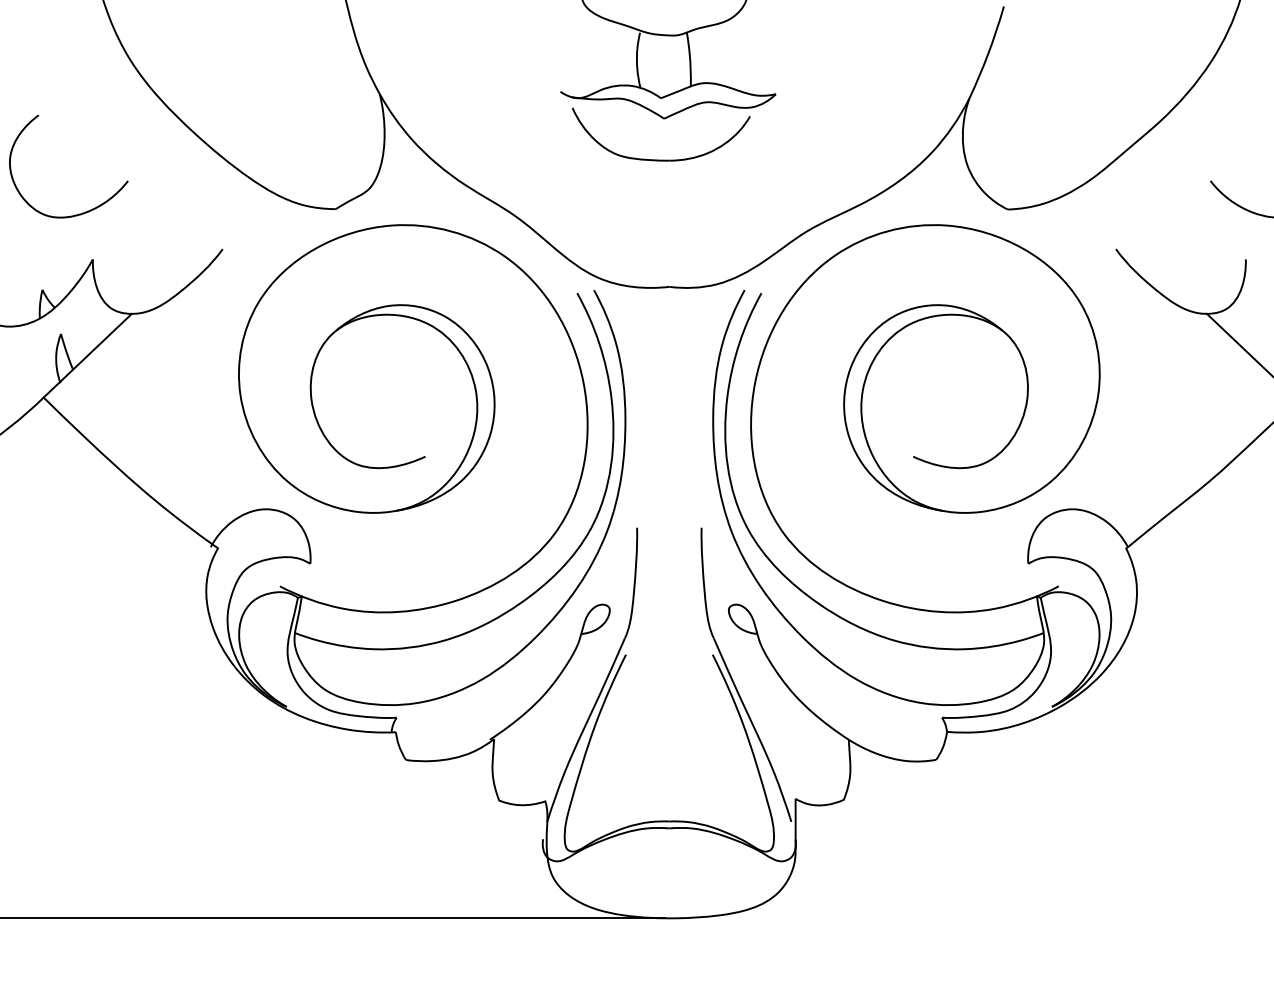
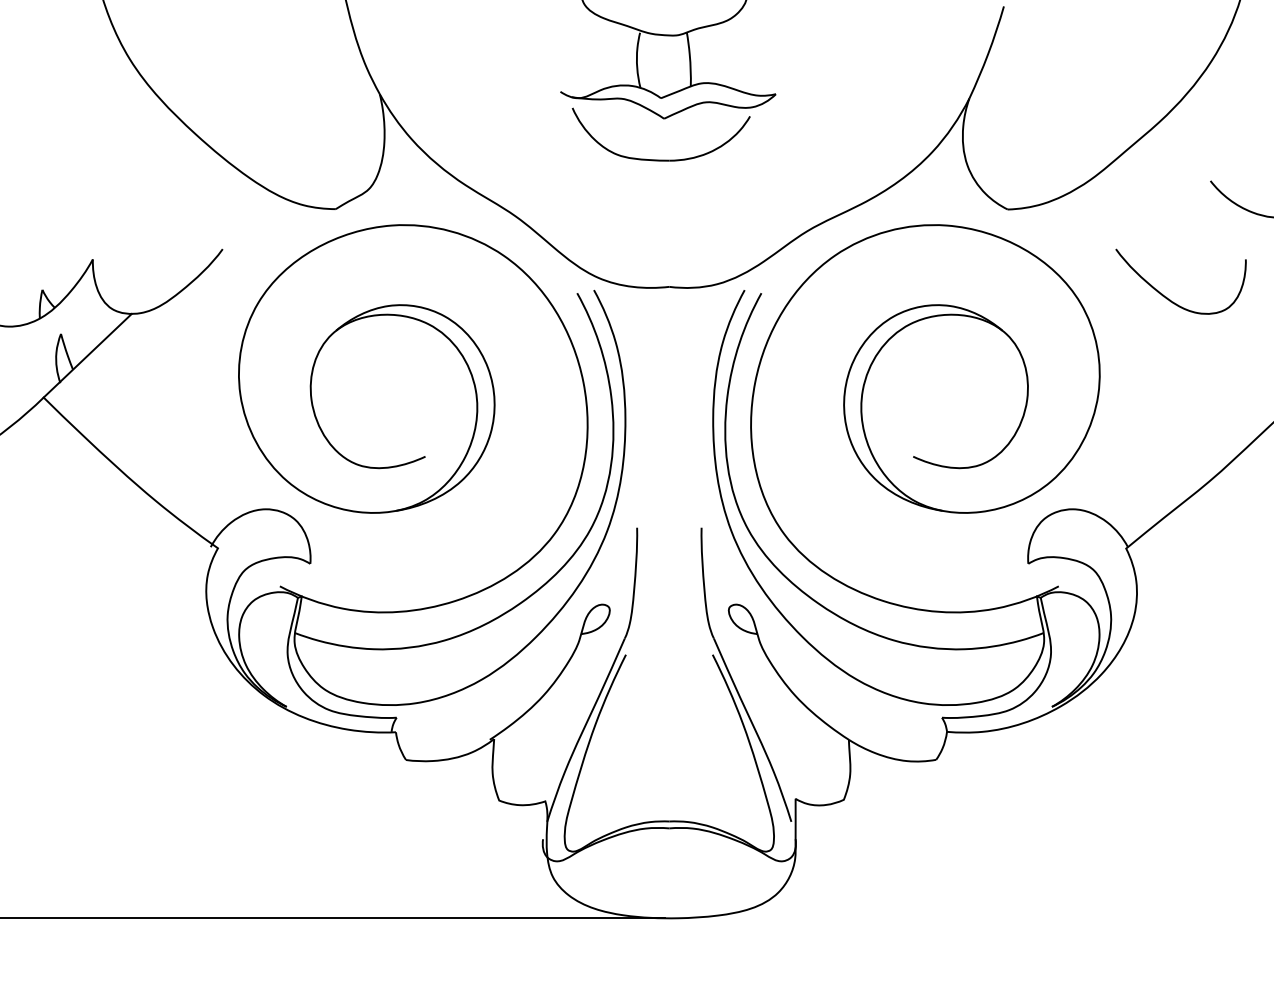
curve: present -> none (82, 212)
line: present -> none (1238, 343)
